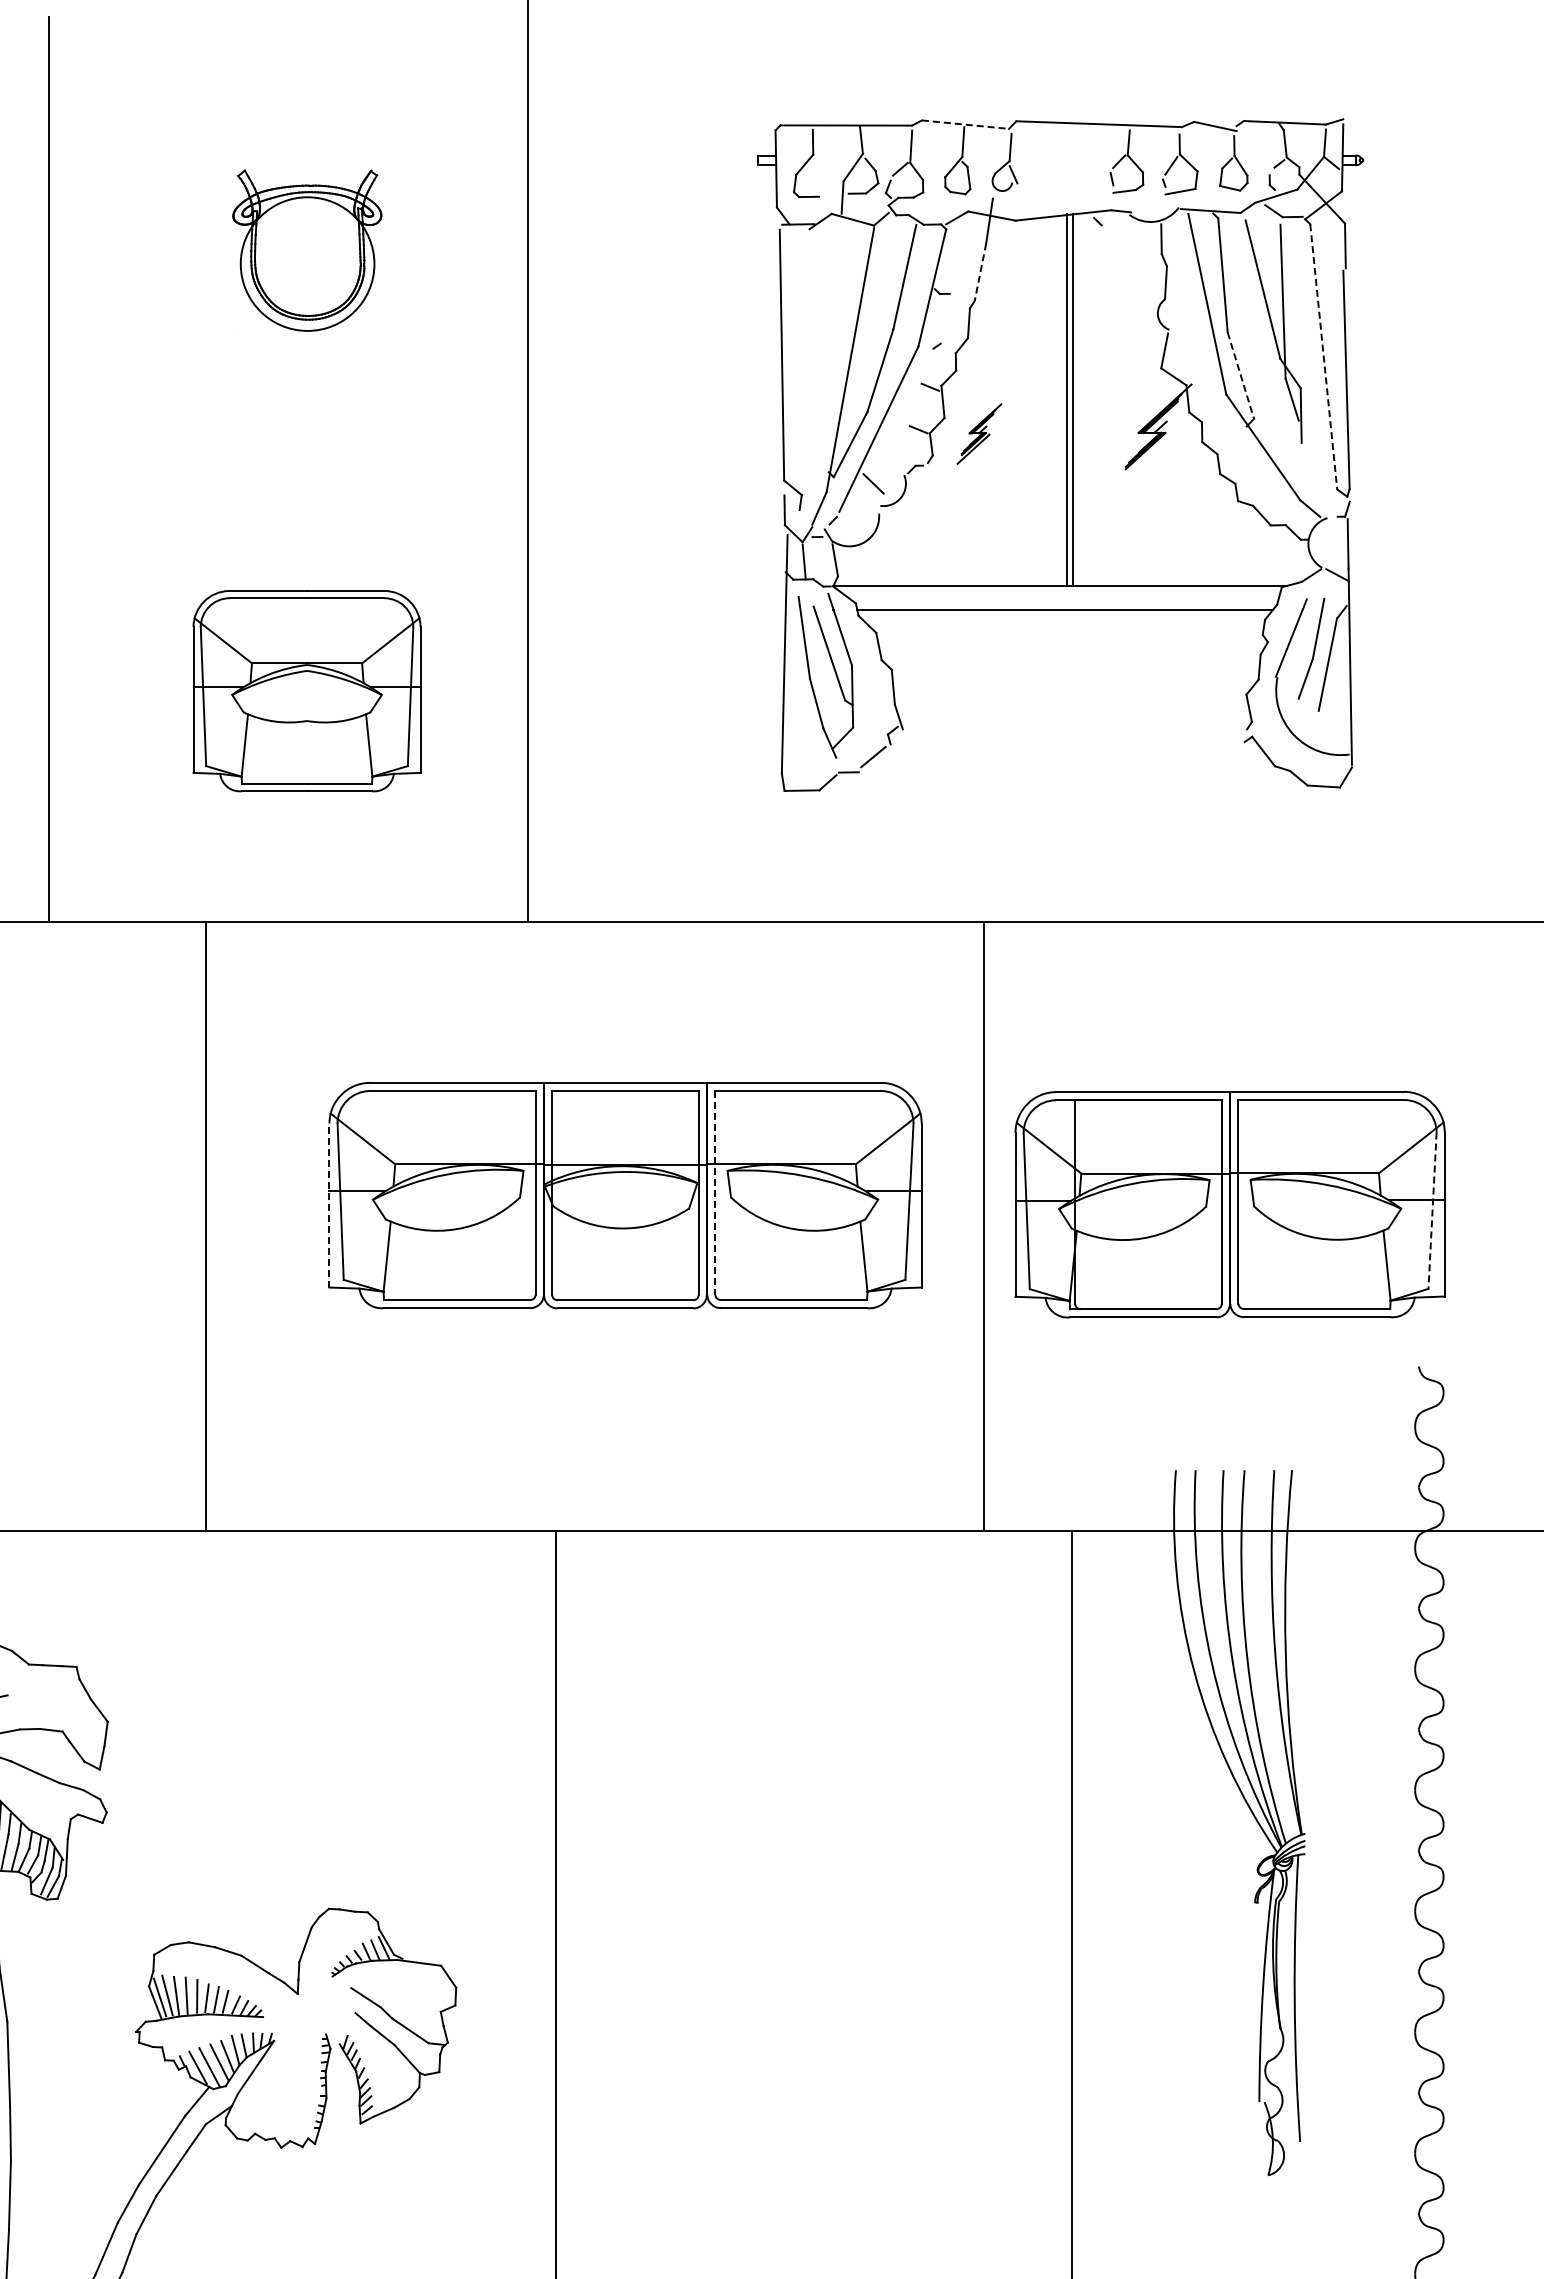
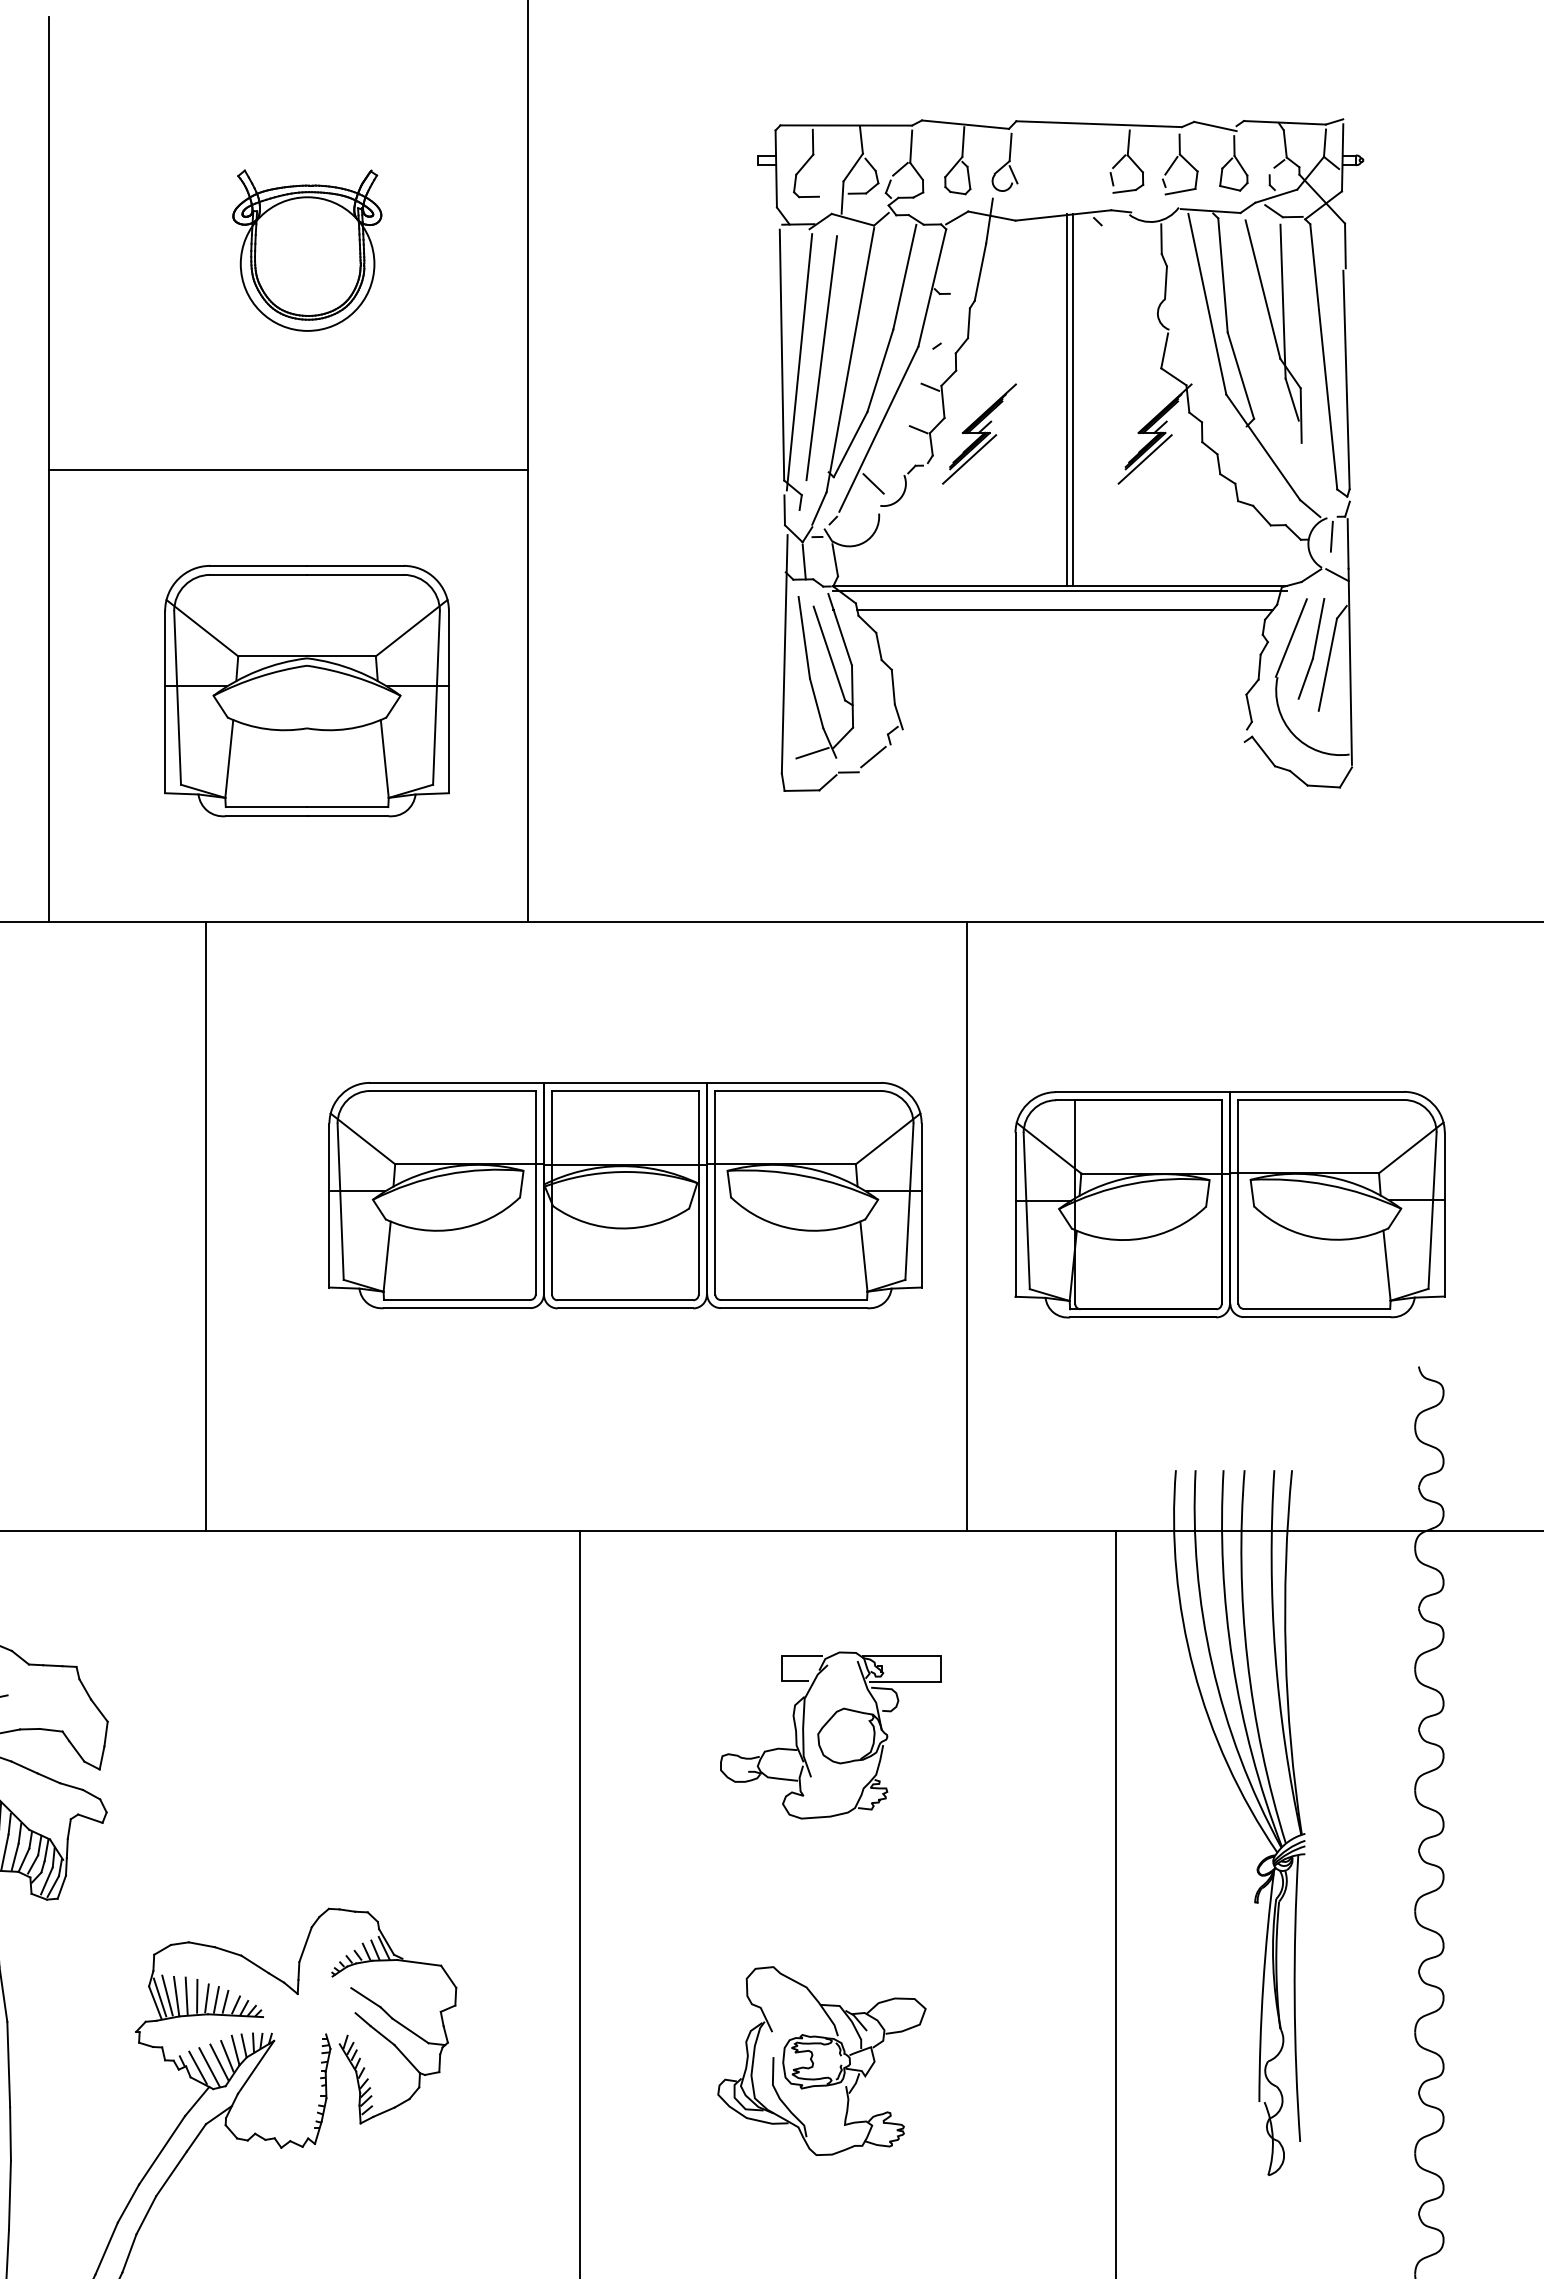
line: dashed -> solid (965, 124)
line: dashed -> solid (980, 272)
line: dashed -> solid (1323, 357)
line: none -> present (821, 358)
line: none -> present (799, 362)
line: dashed -> solid (1241, 376)
part size: 47x62 px -> 75x102 px (979, 433)
line: none -> present (1144, 459)
line: none -> present (288, 469)
line: none -> present (1331, 536)
line: none -> present (1059, 590)
part size: 230x203 px -> 286x253 px (306, 691)
line: none -> present (812, 752)
line: dashed -> solid (715, 1192)
line: dashed -> solid (329, 1205)
line: dashed -> solid (1432, 1211)
line position: (984, 1226) -> (967, 1226) (967, 1226)
part: none -> present (830, 1735)
line position: (556, 1903) -> (580, 1903) (580, 1903)
line position: (1071, 1903) -> (1115, 1903) (1115, 1903)
part: none -> present (821, 2060)
